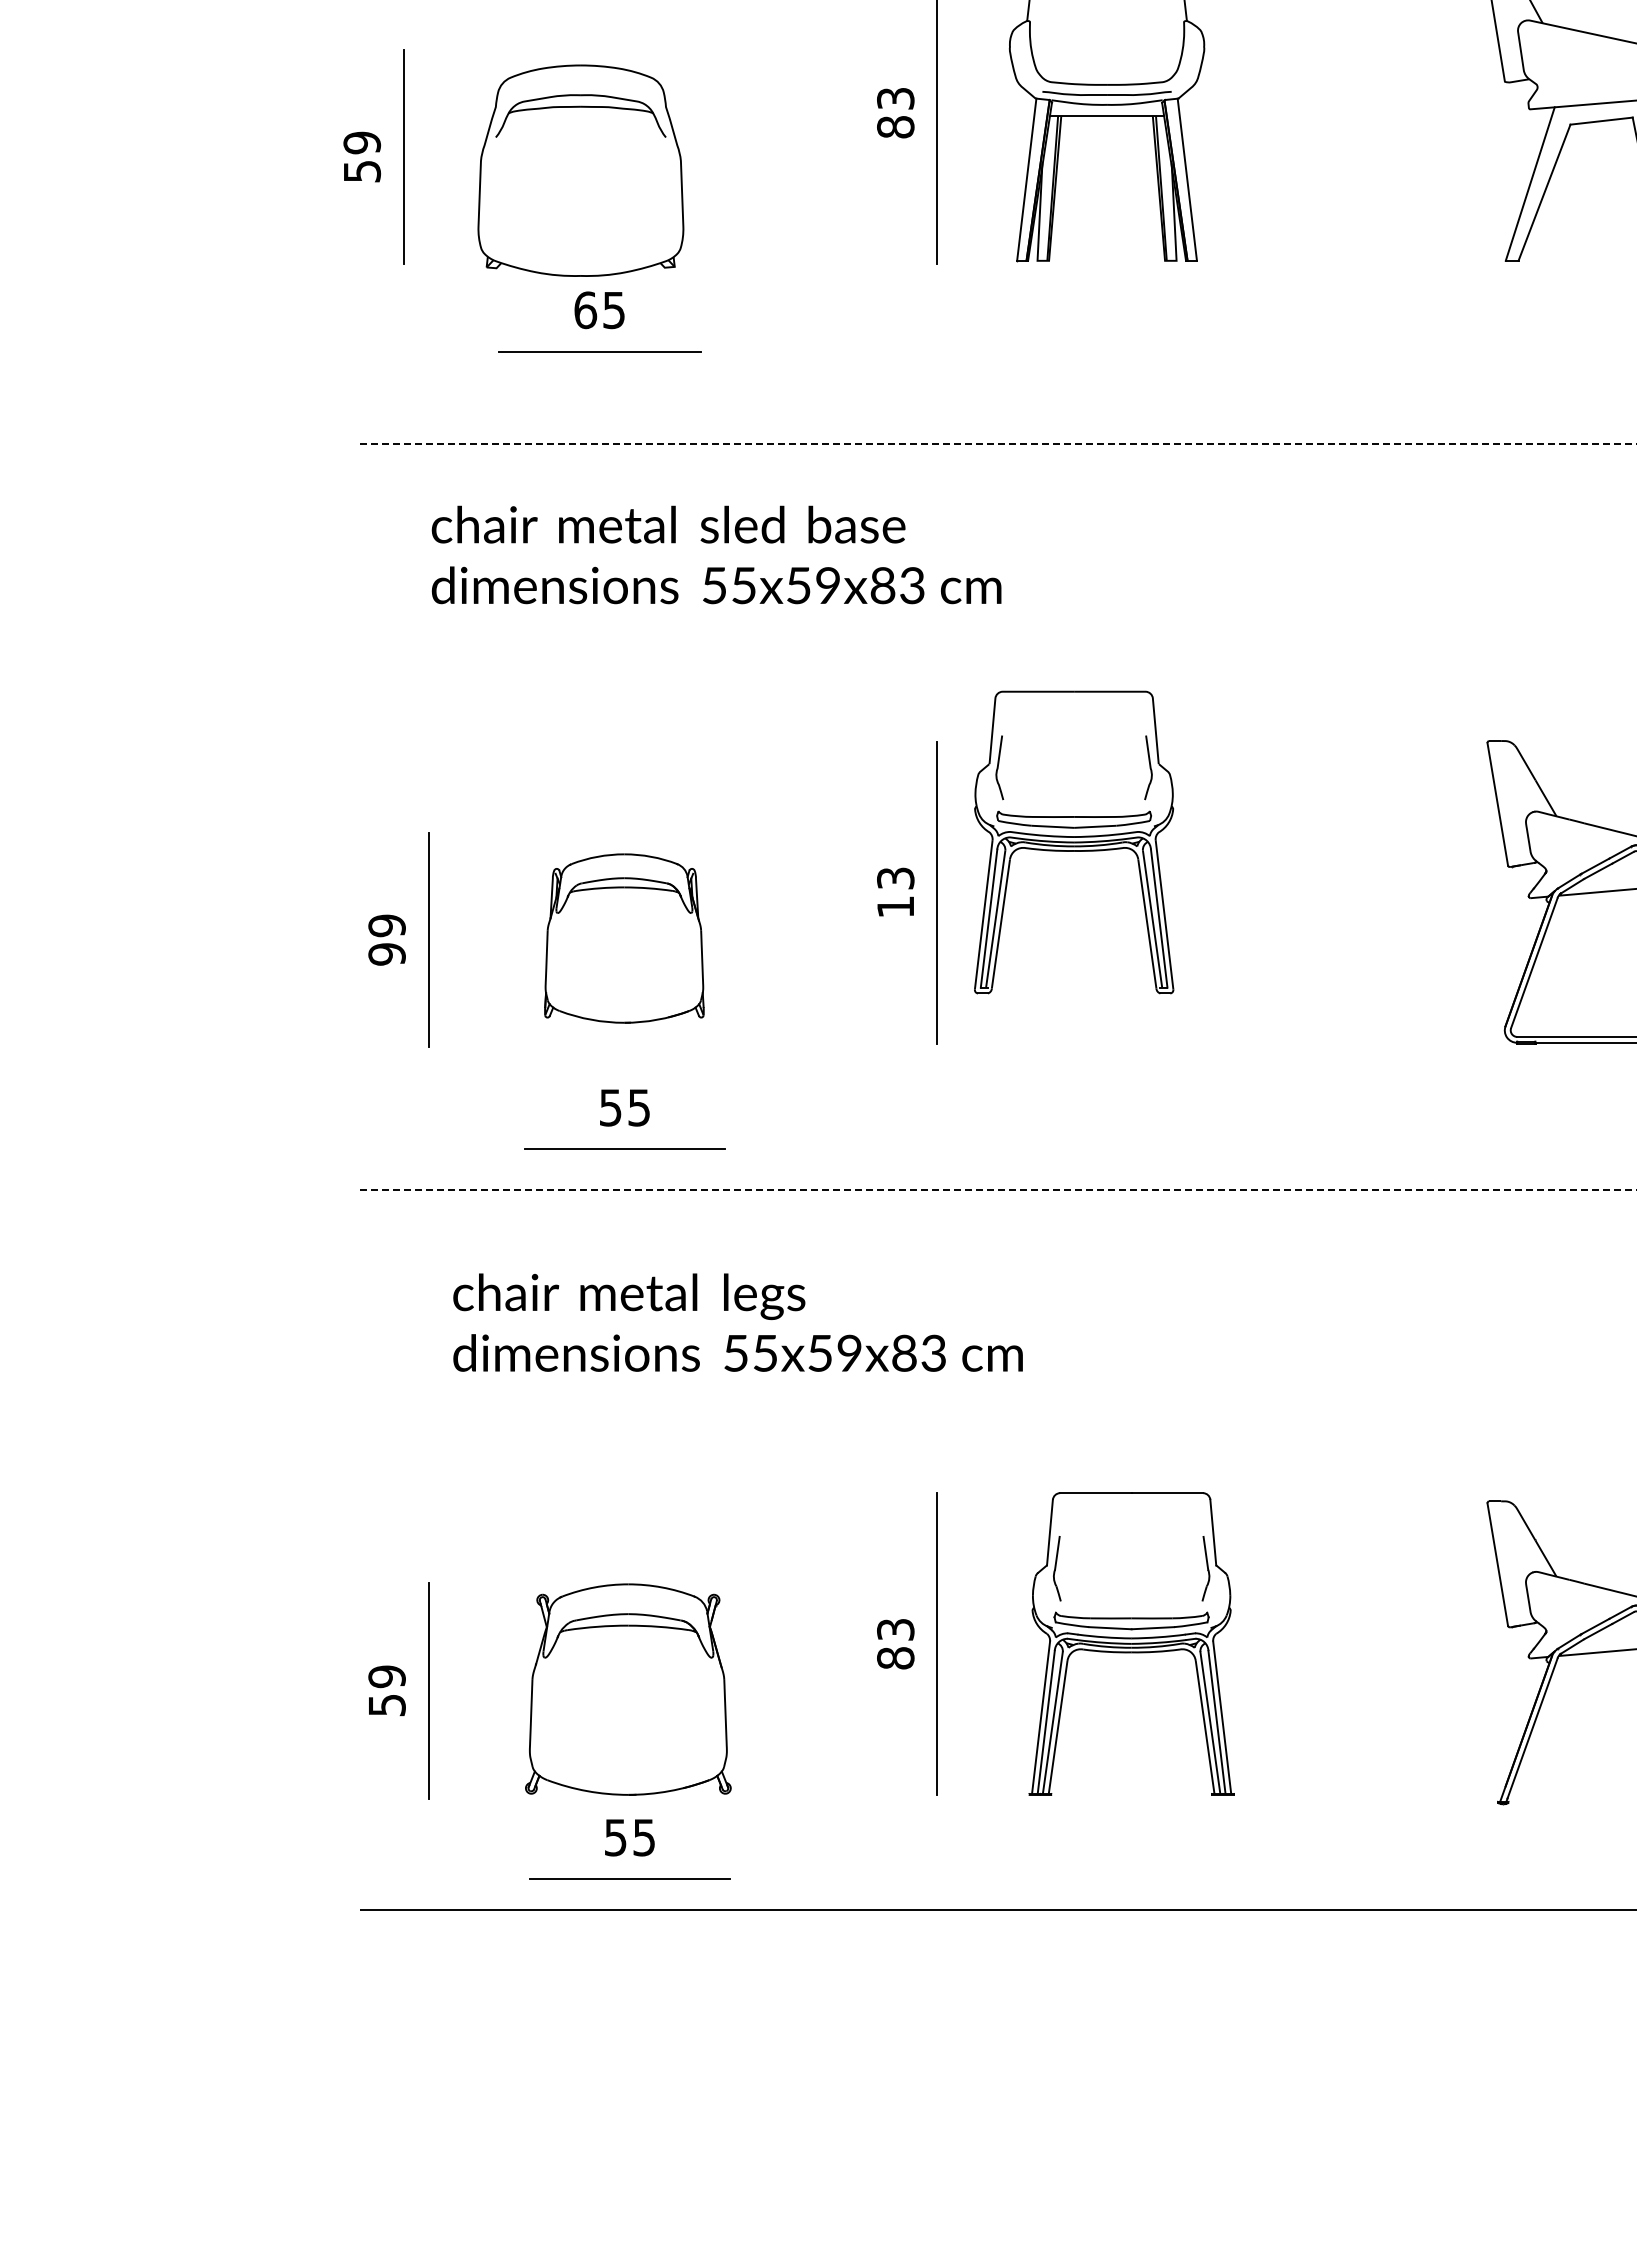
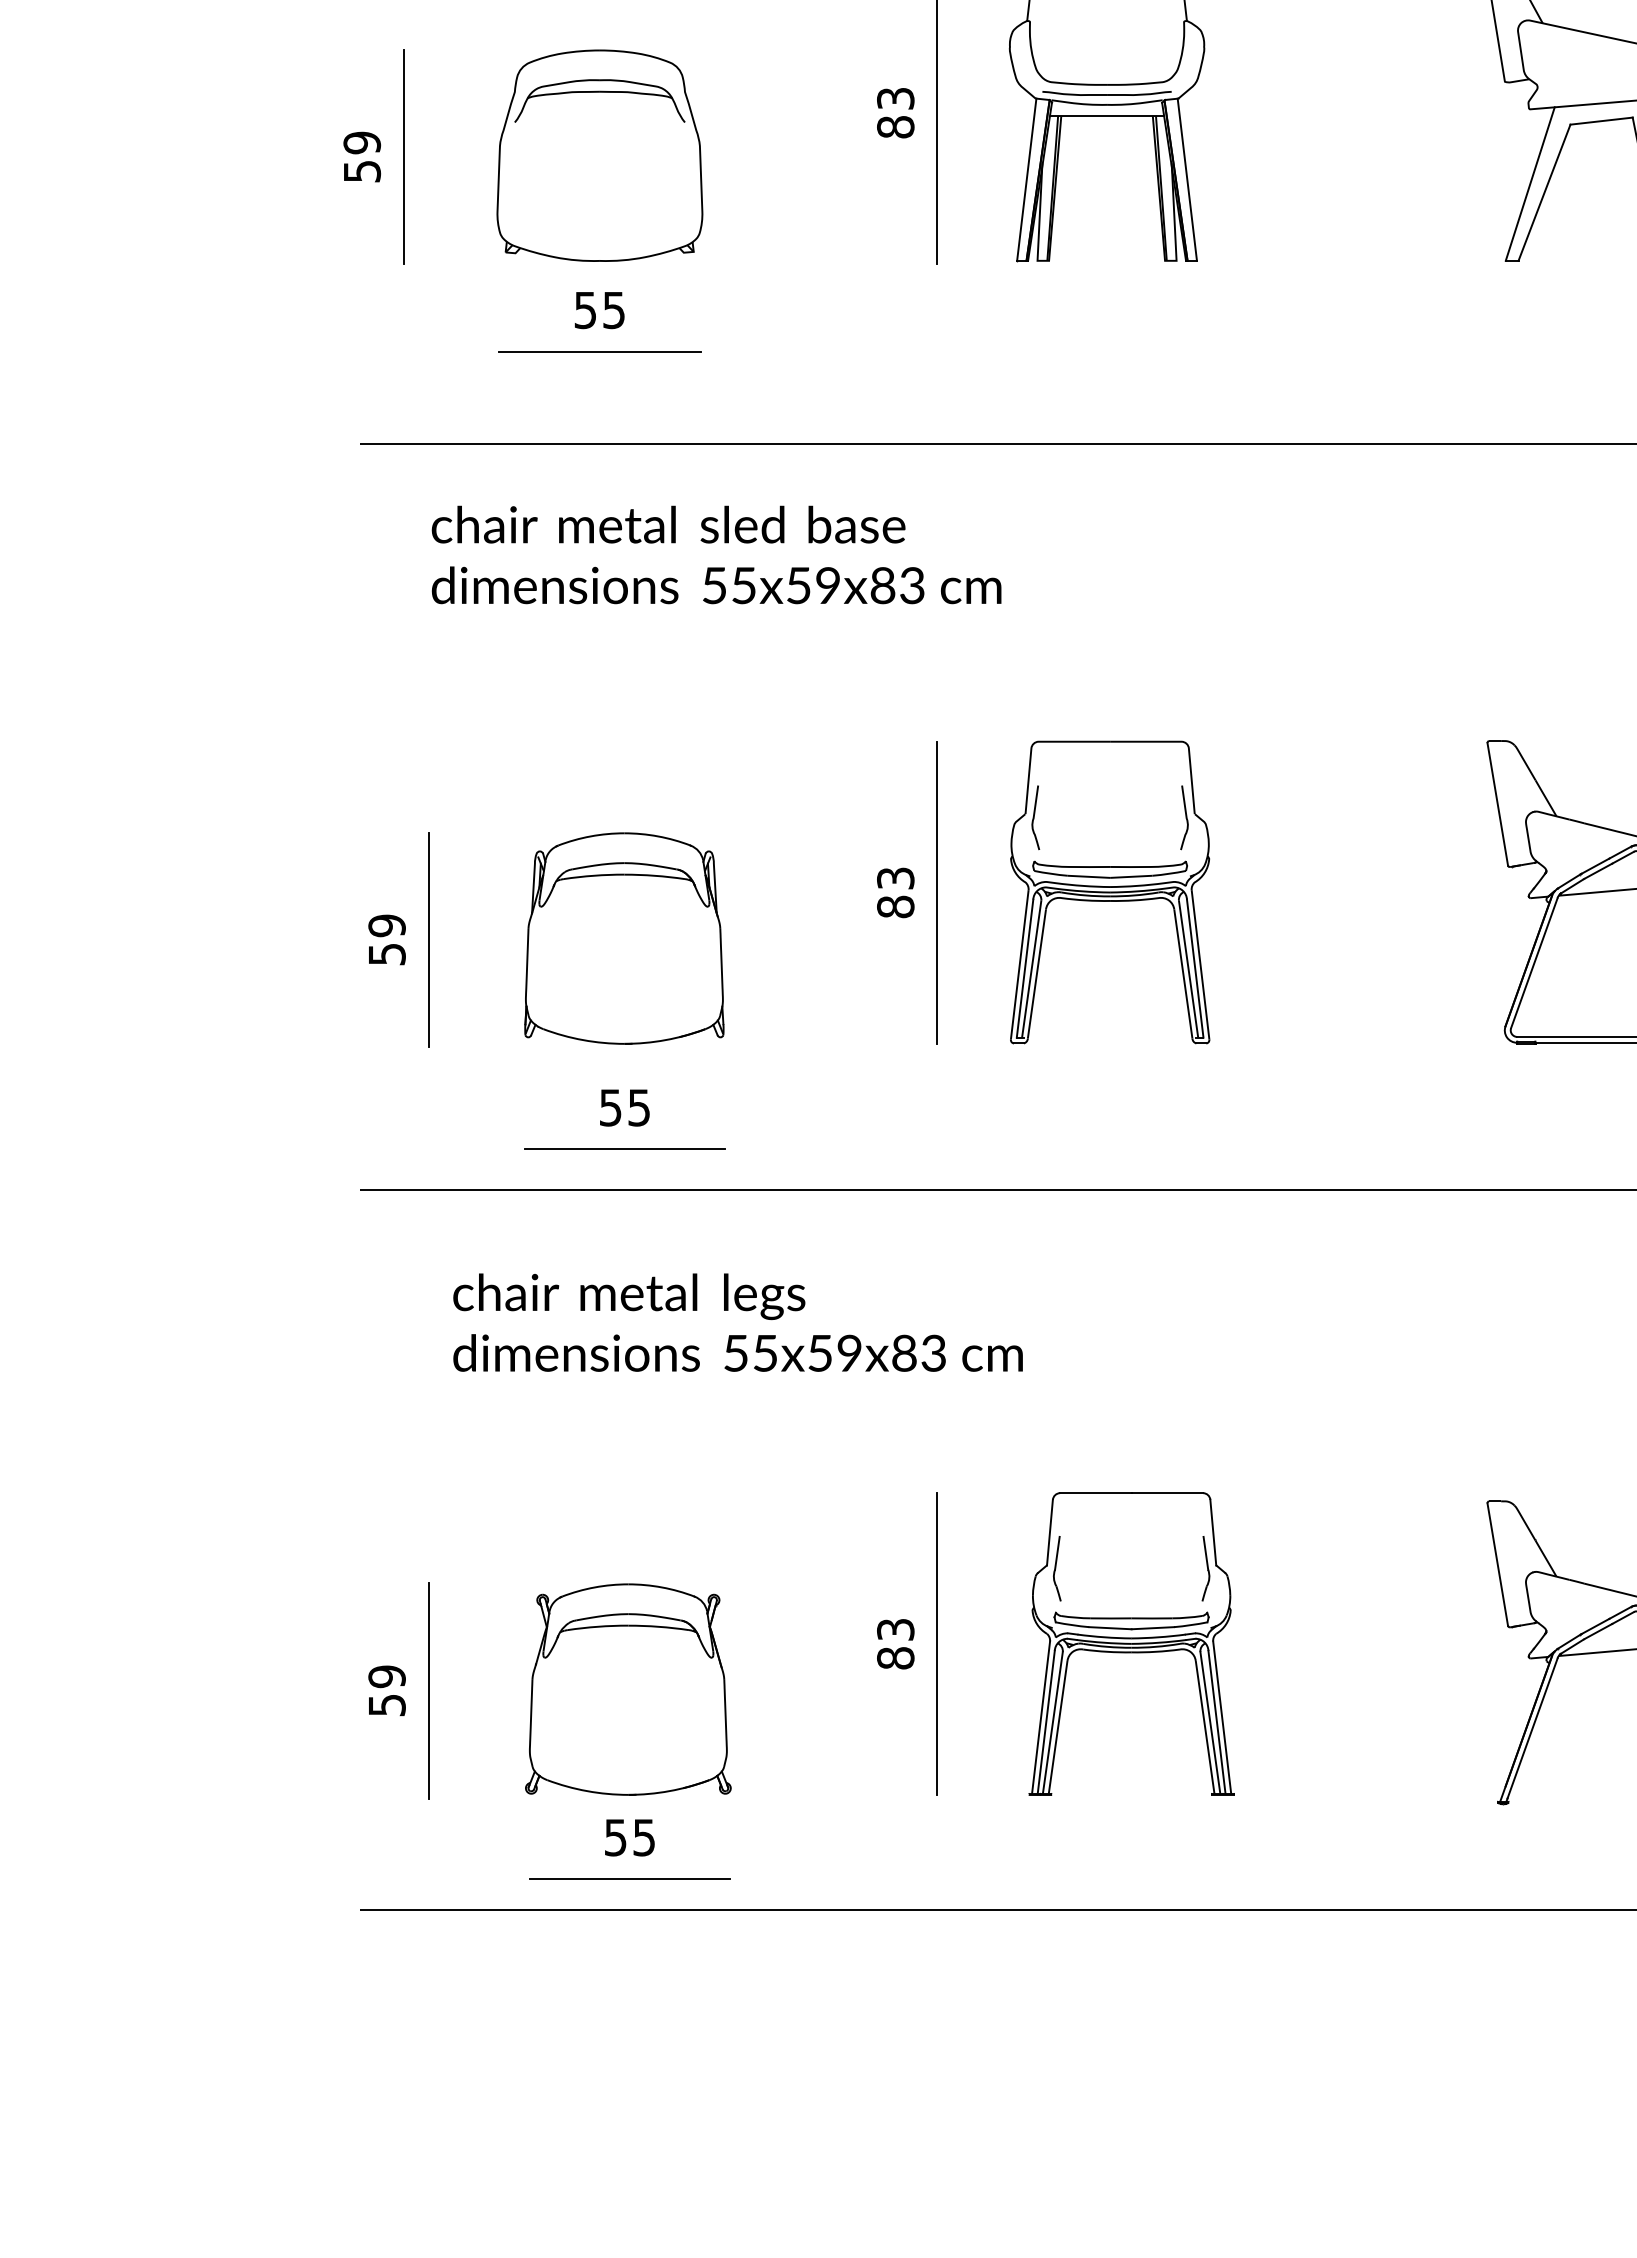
part position: (580, 170) -> (599, 155) (599, 155)
text: 65 -> 55 (585, 310)
line: dashed -> solid (998, 443)
part position: (1074, 842) -> (1110, 892) (1110, 892)
text: 13 -> 83 (895, 906)
part size: 161x171 px -> 201x213 px (624, 938)
text: 99 -> 59 (386, 954)
line: dashed -> solid (998, 1189)
